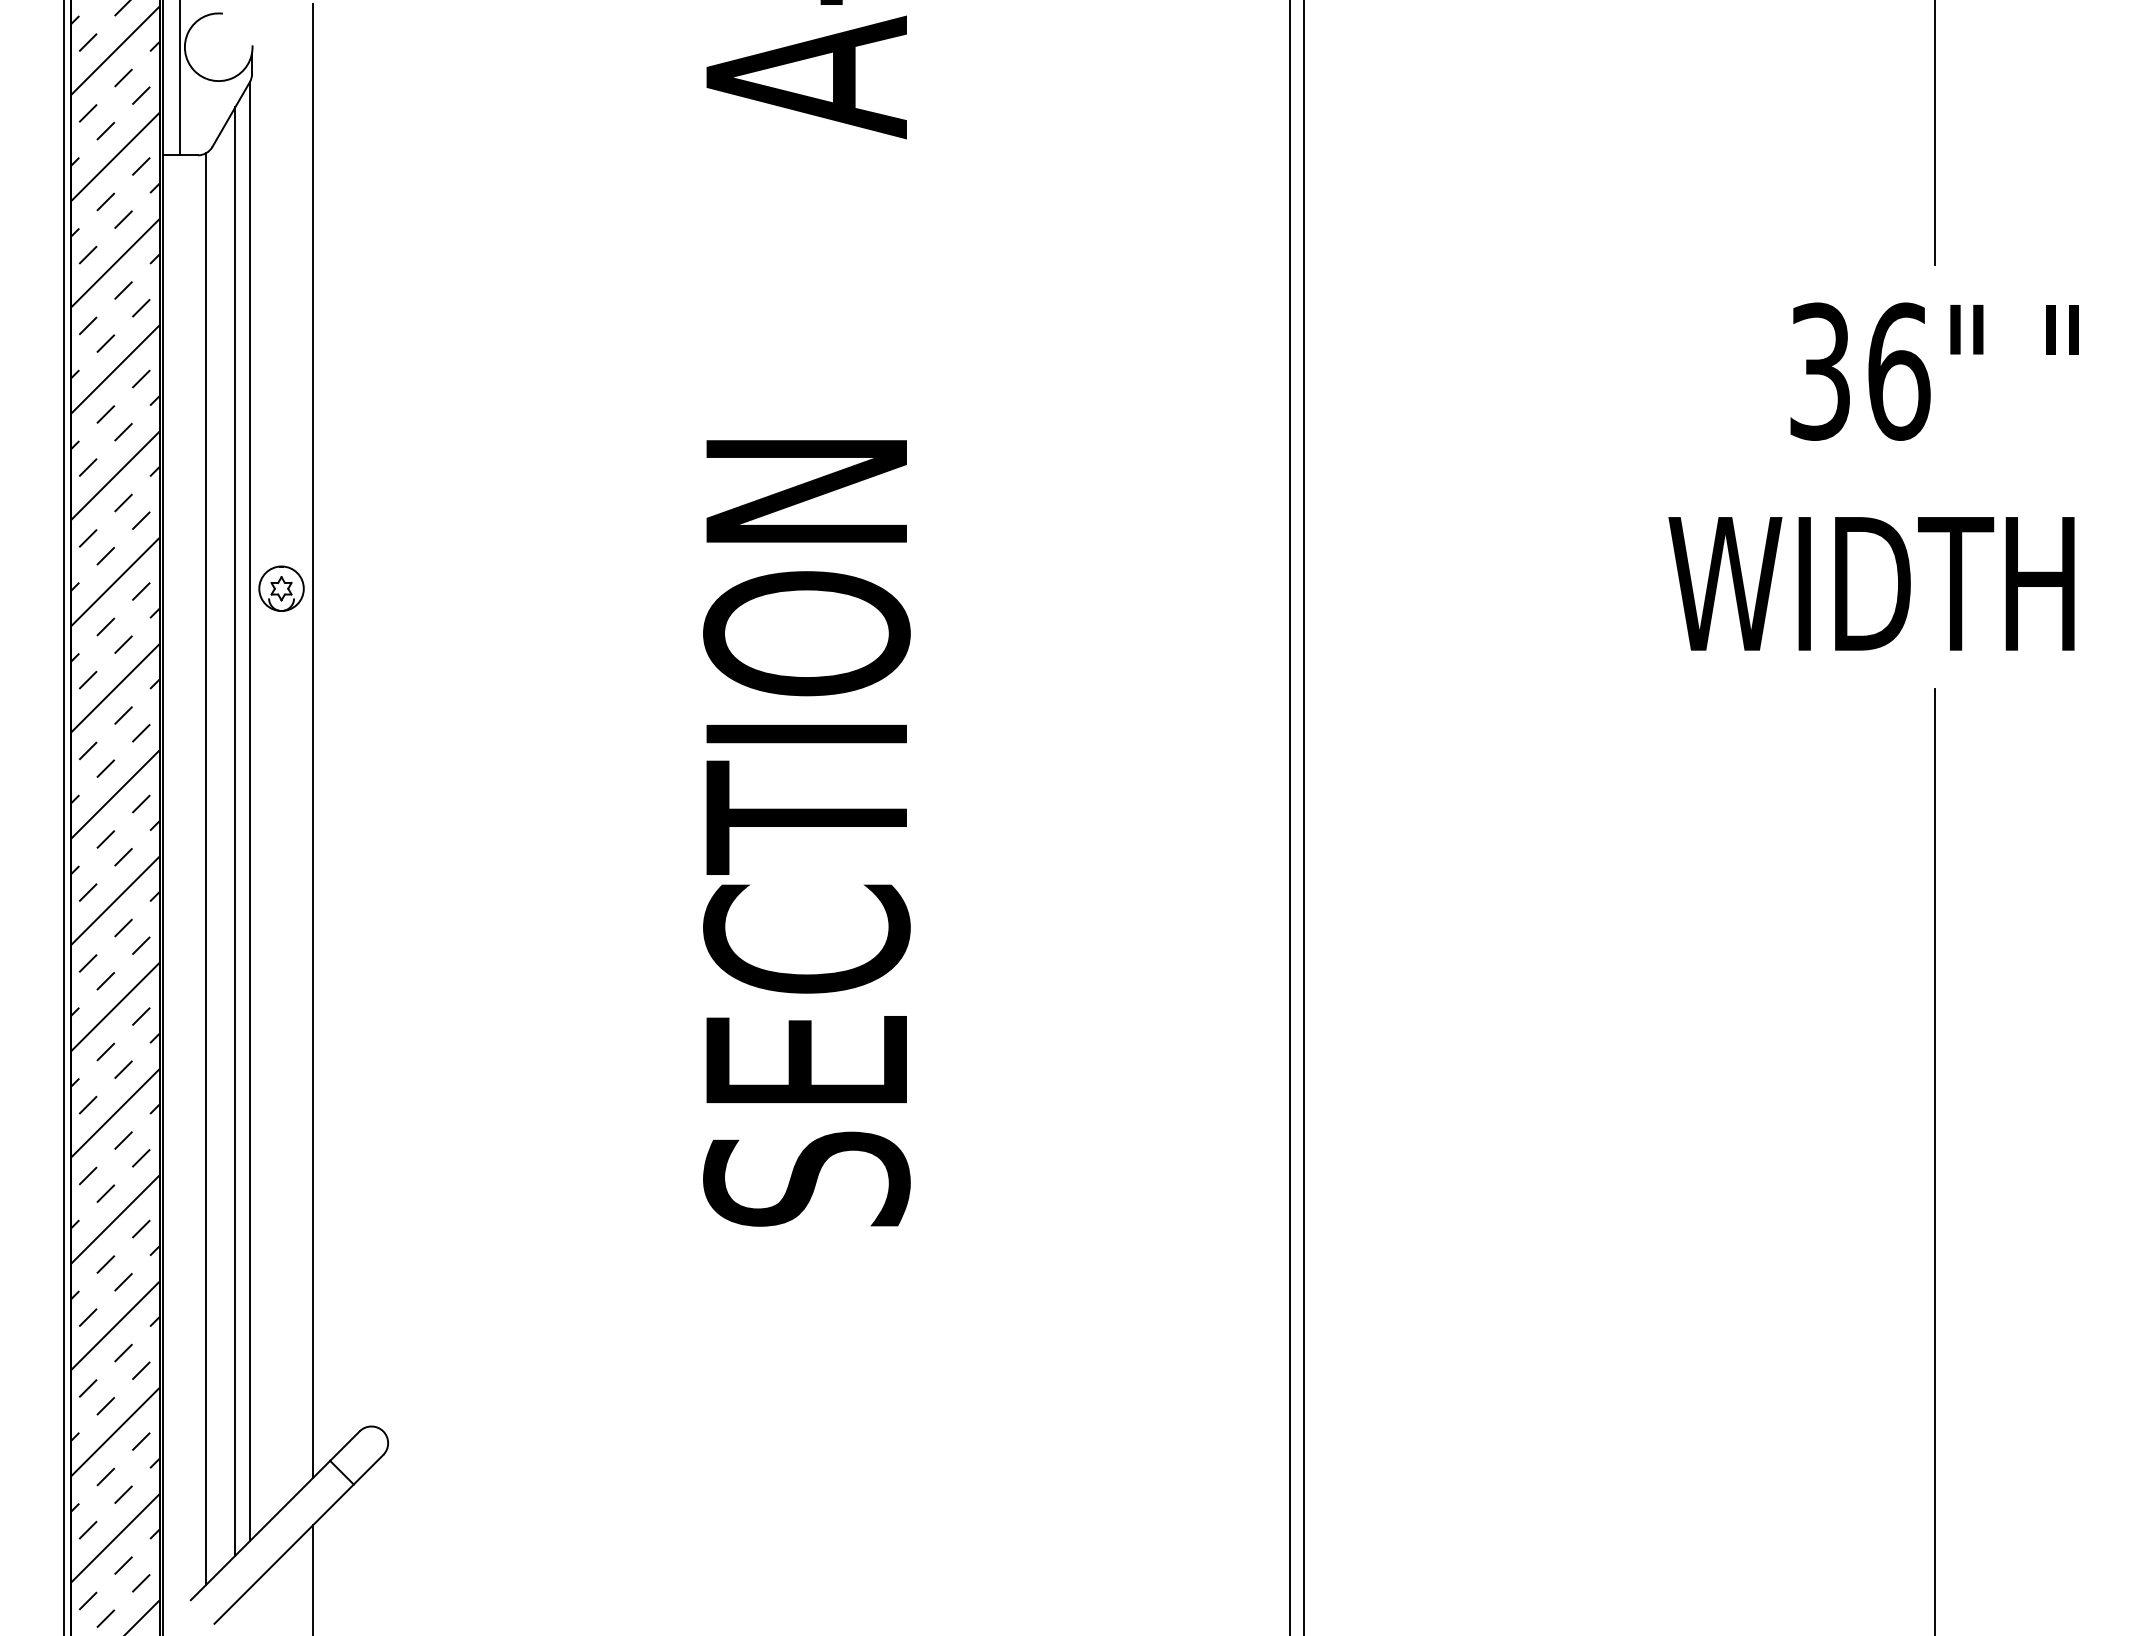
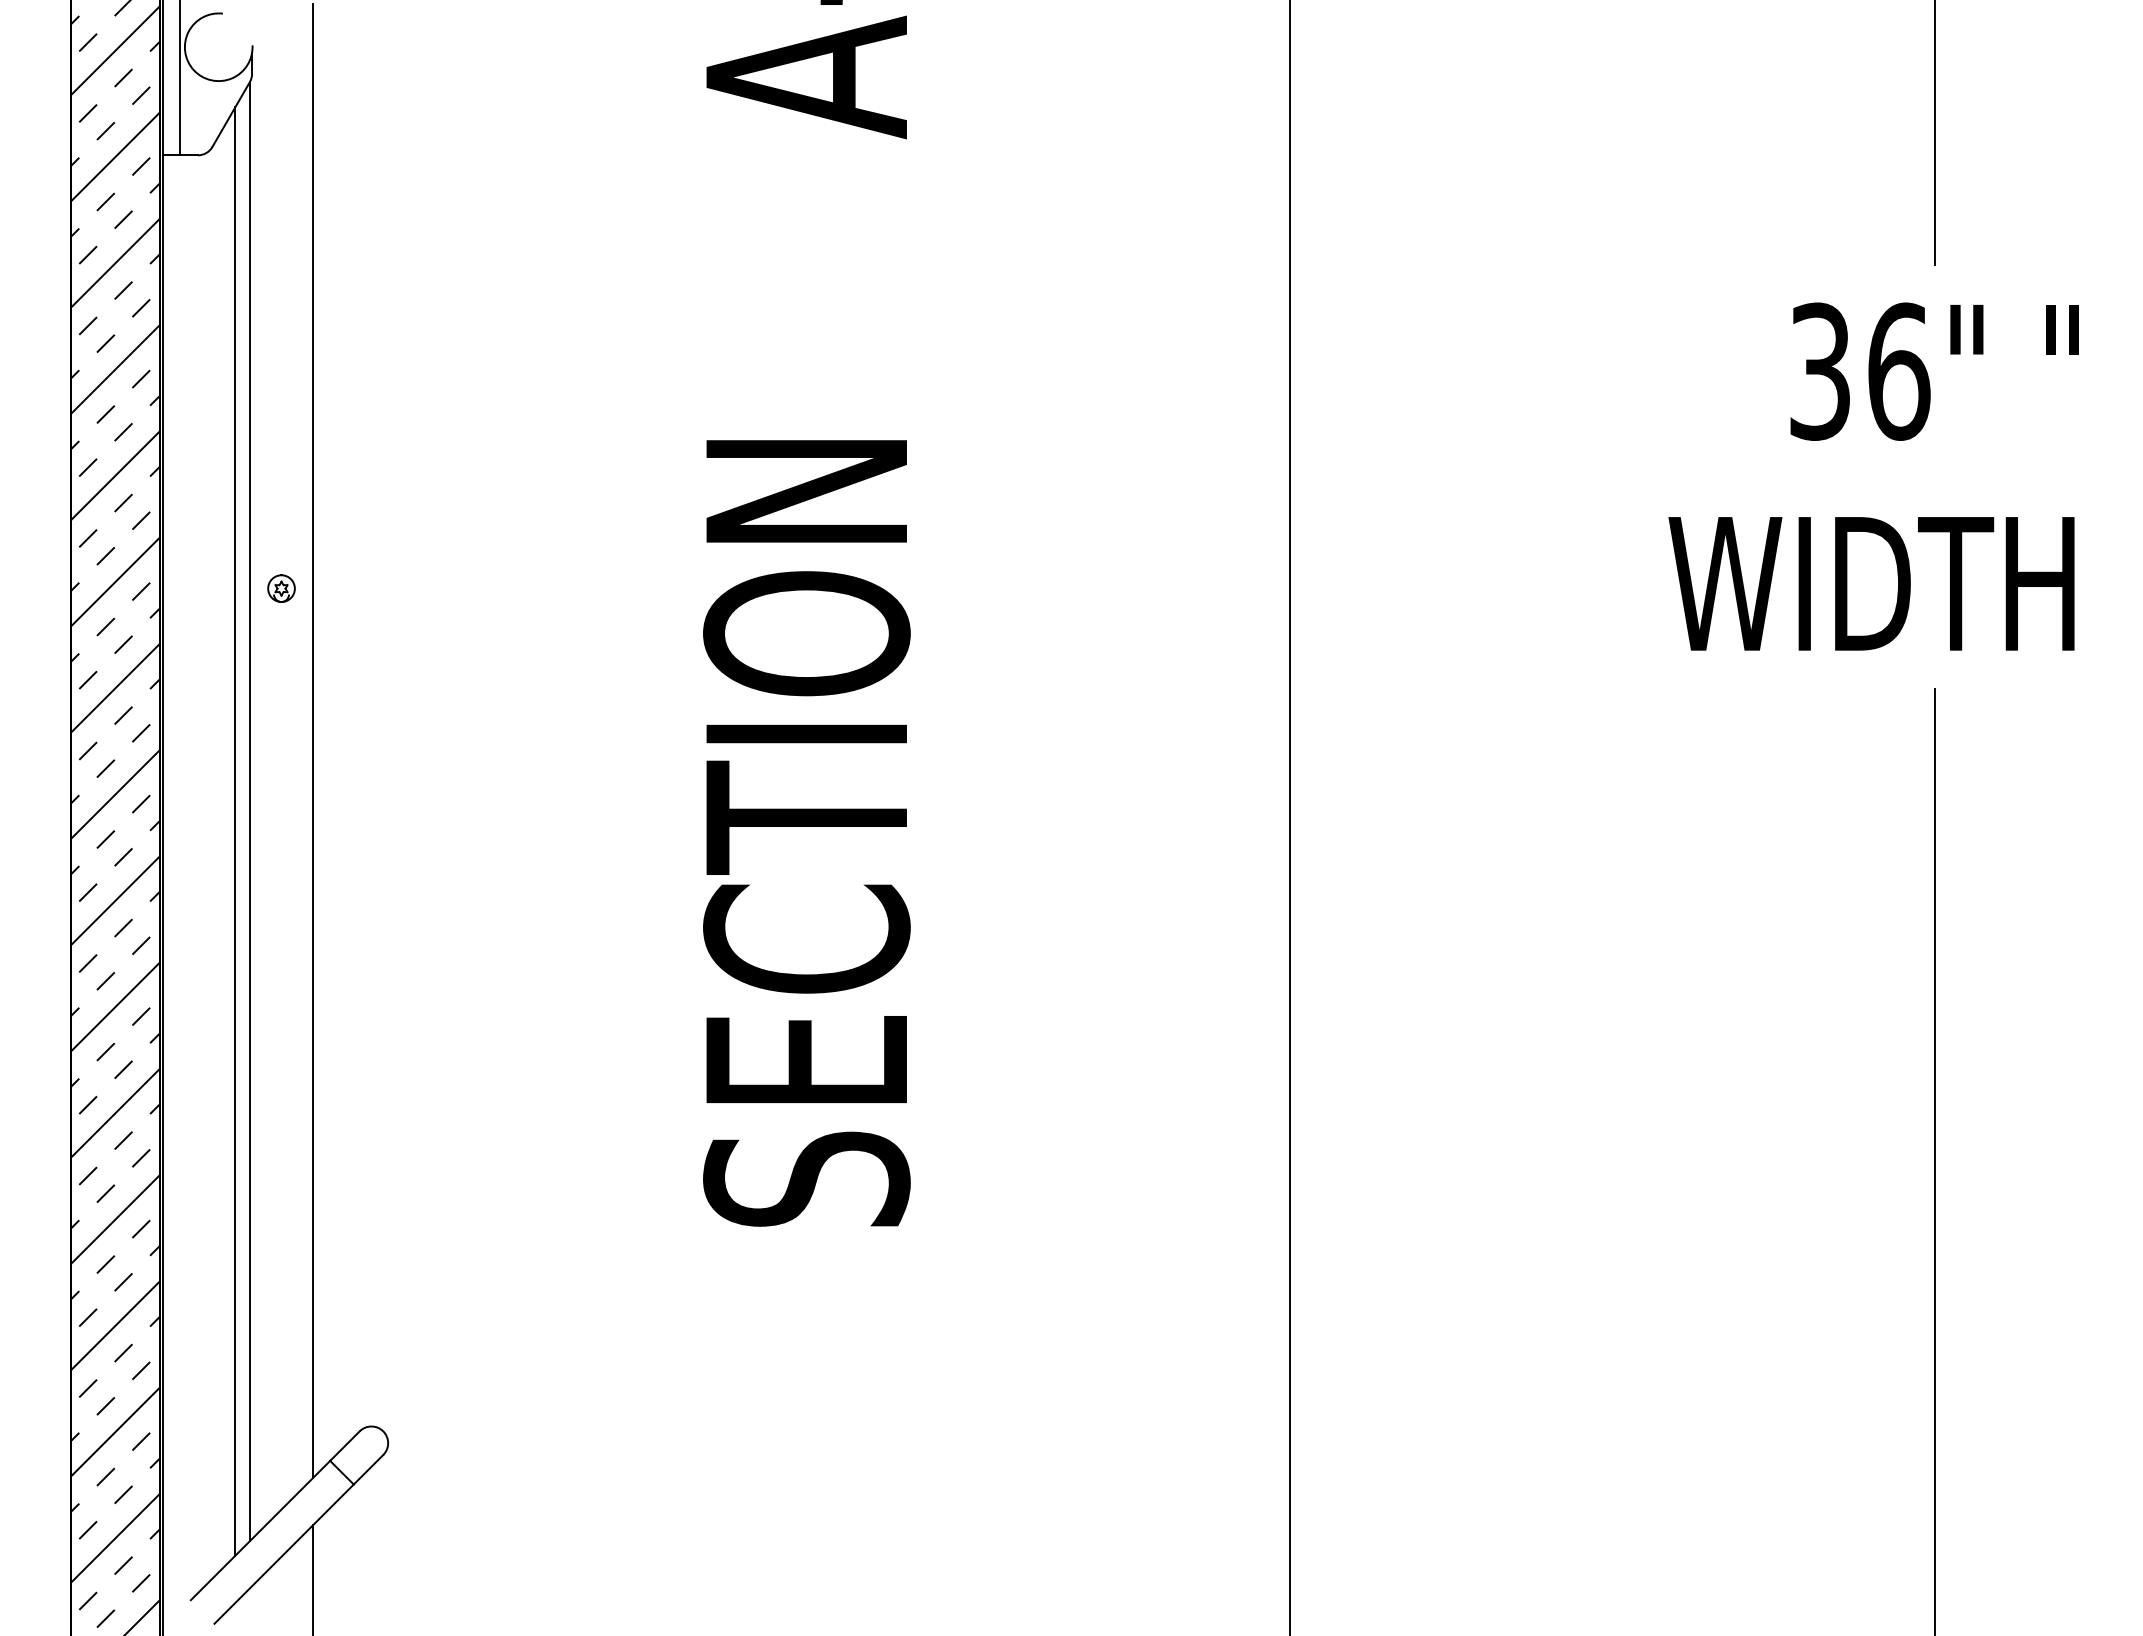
part size: 47x47 px -> 29x29 px (281, 588)
line: present -> none (64, 817)
line: present -> none (1303, 817)
line: present -> none (205, 869)
